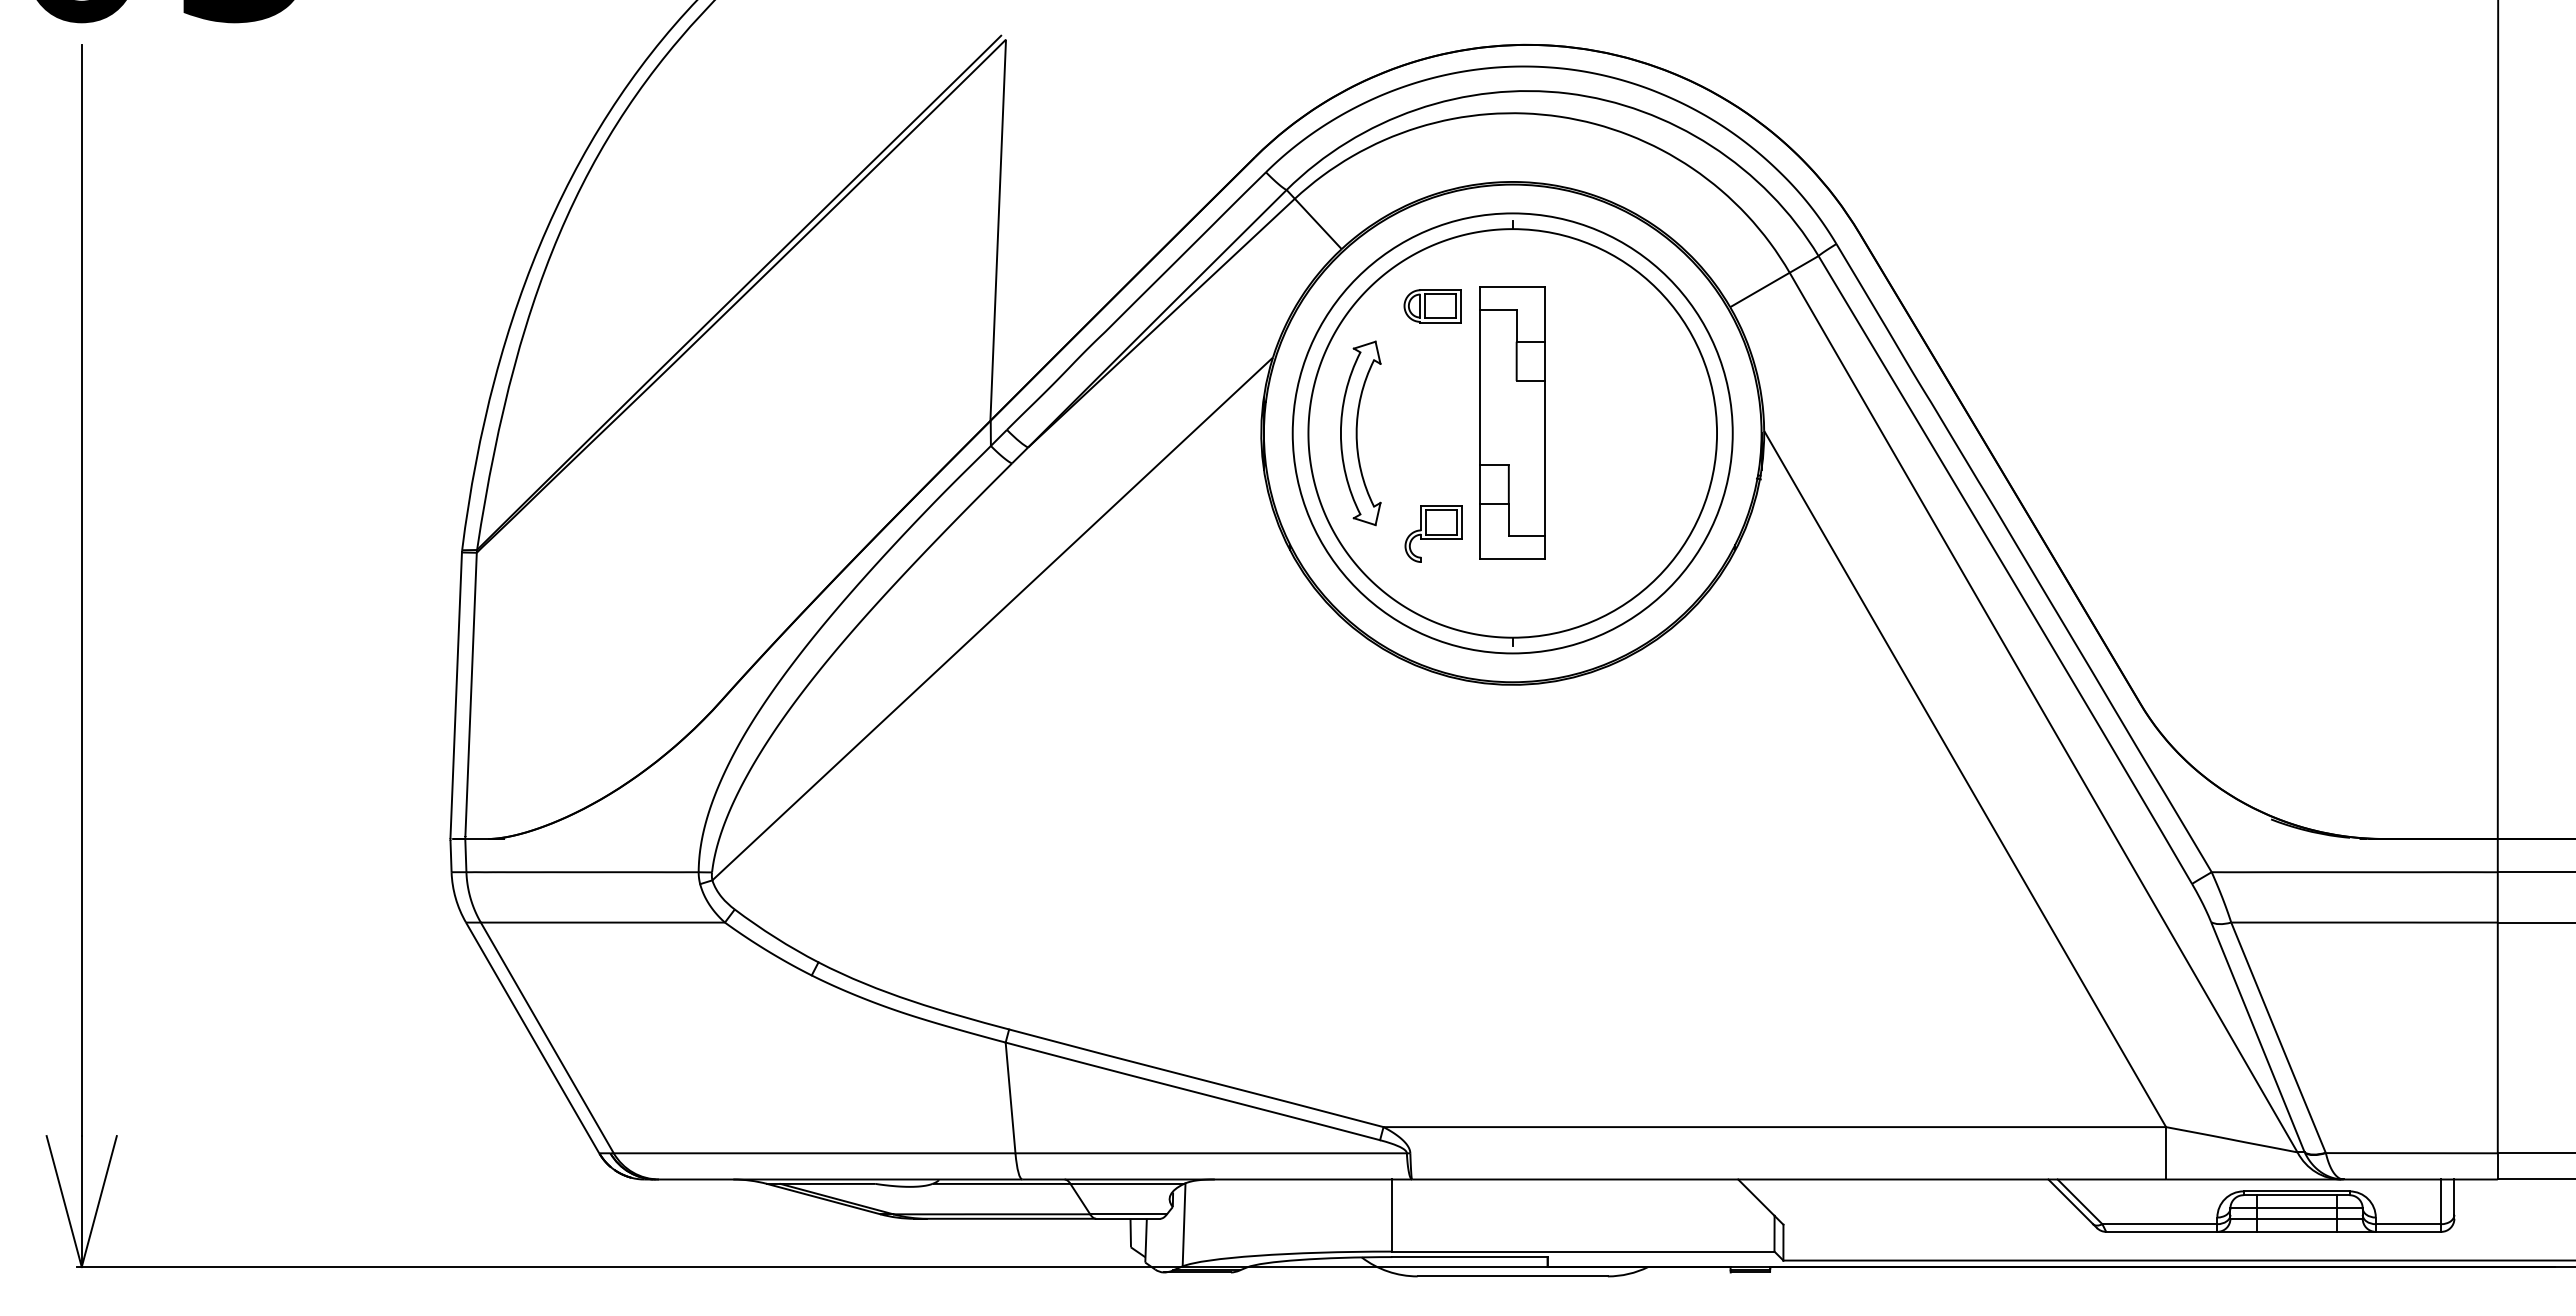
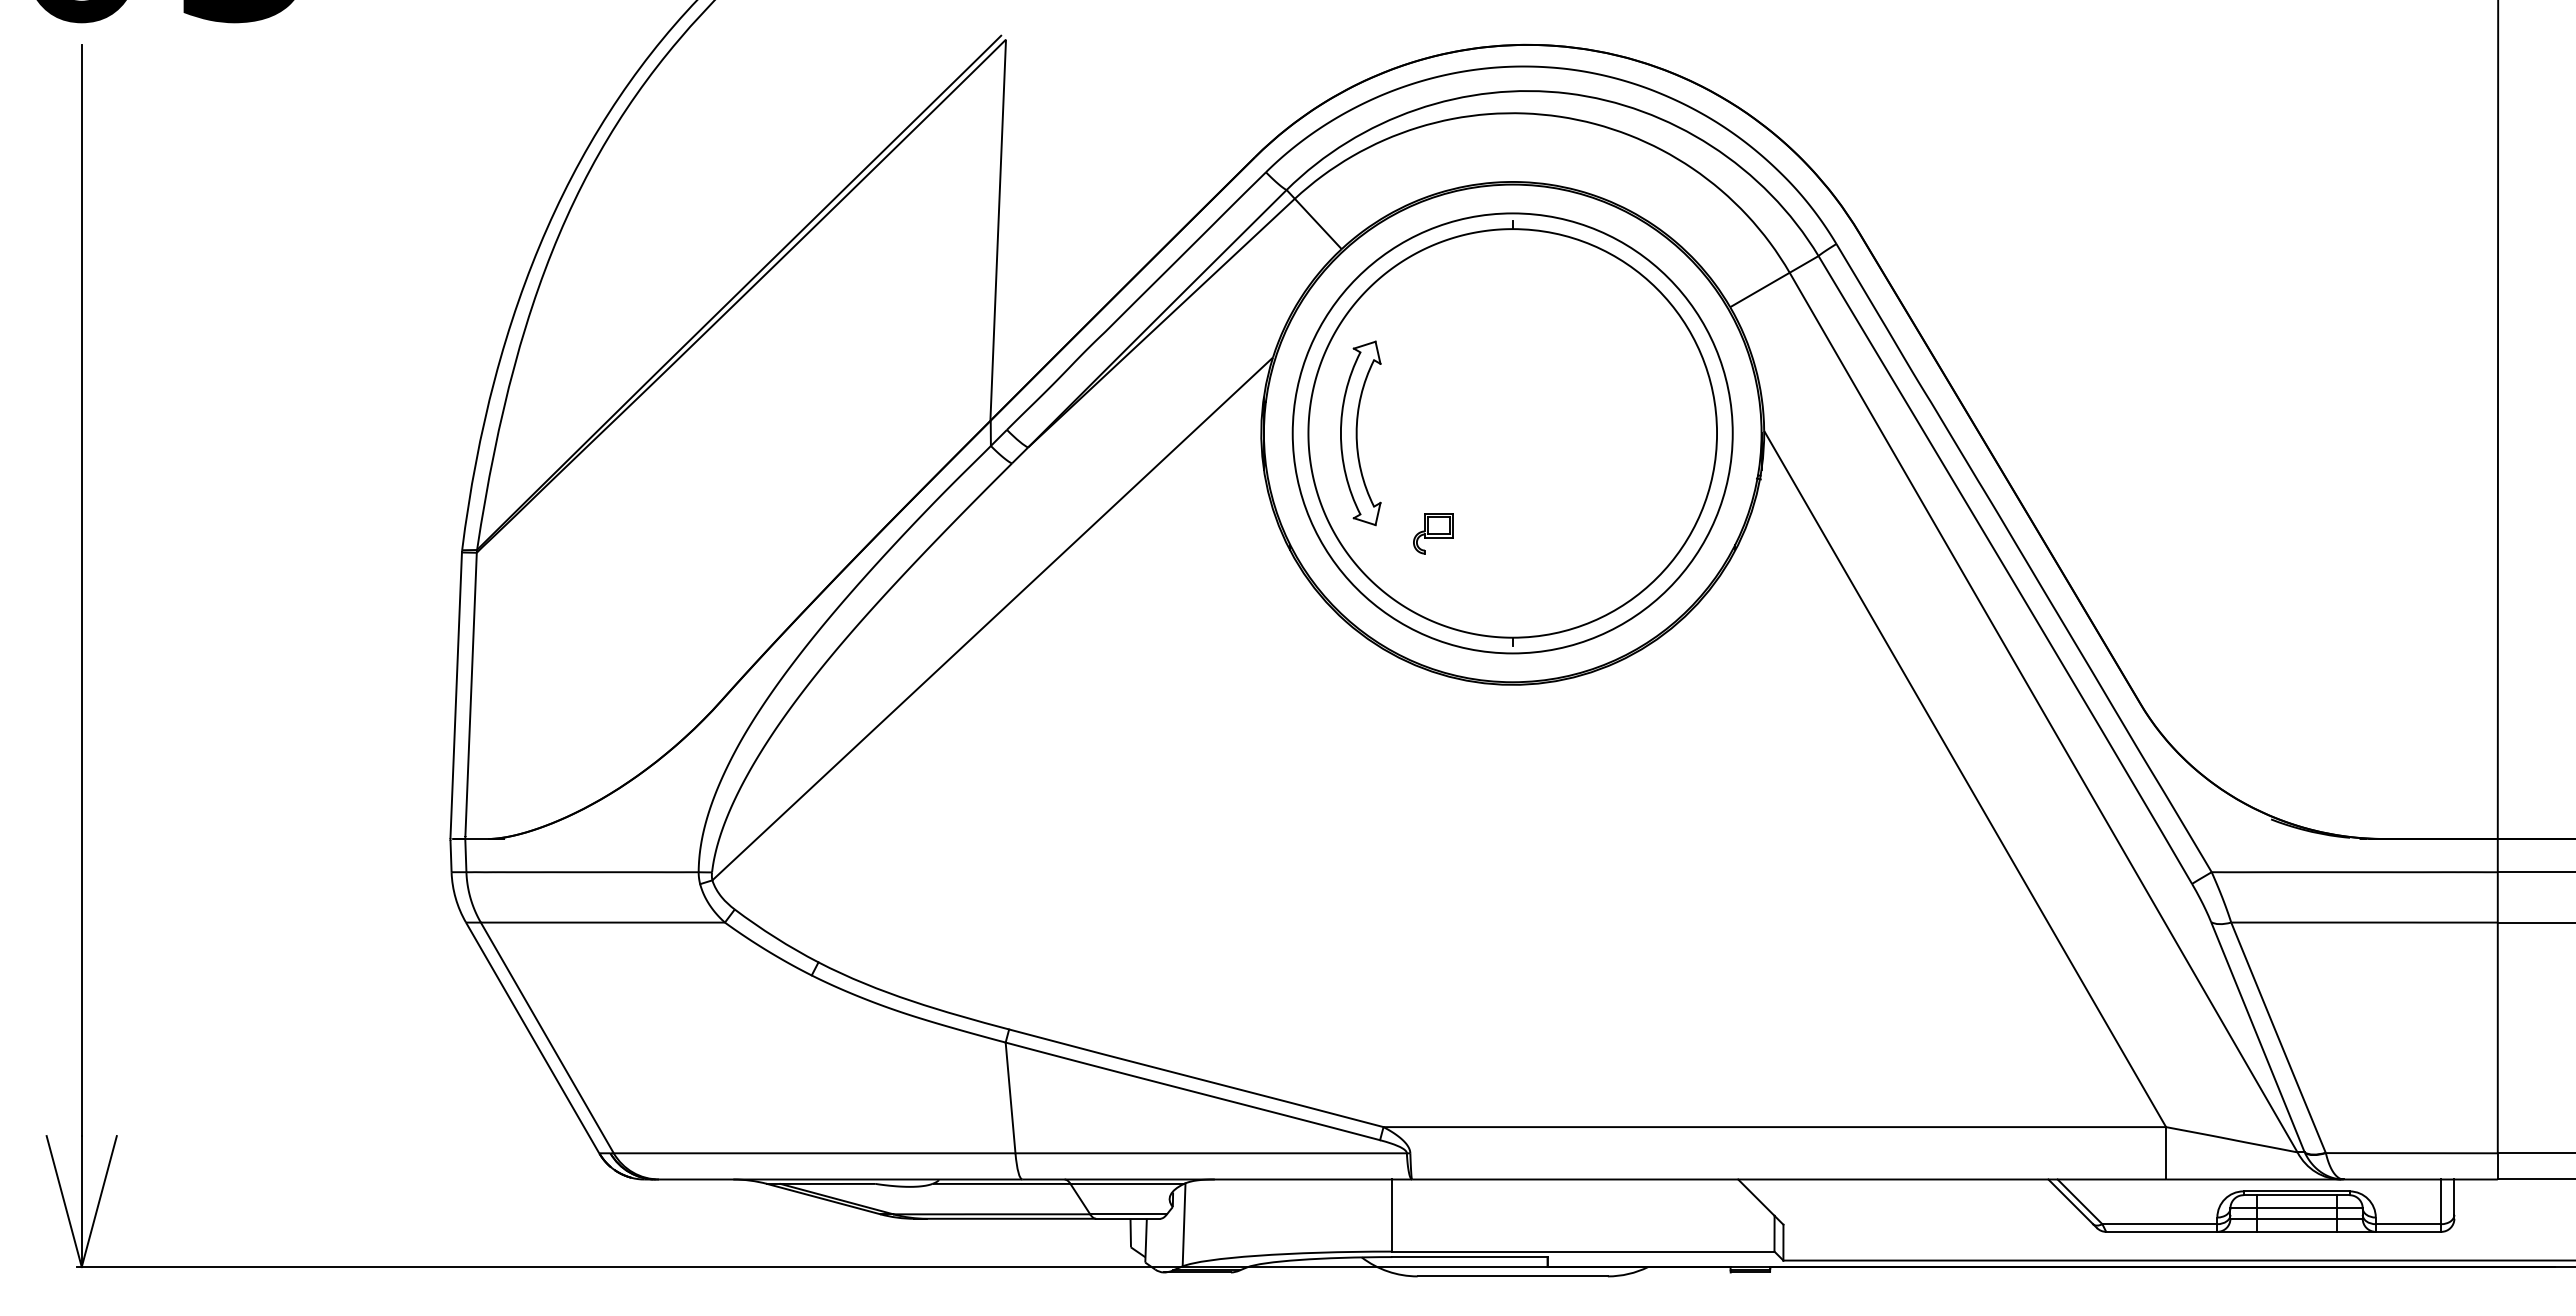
part: present -> none (1432, 306)
part: present -> none (1512, 422)
part size: 59x58 px -> 41x42 px (1433, 533)
